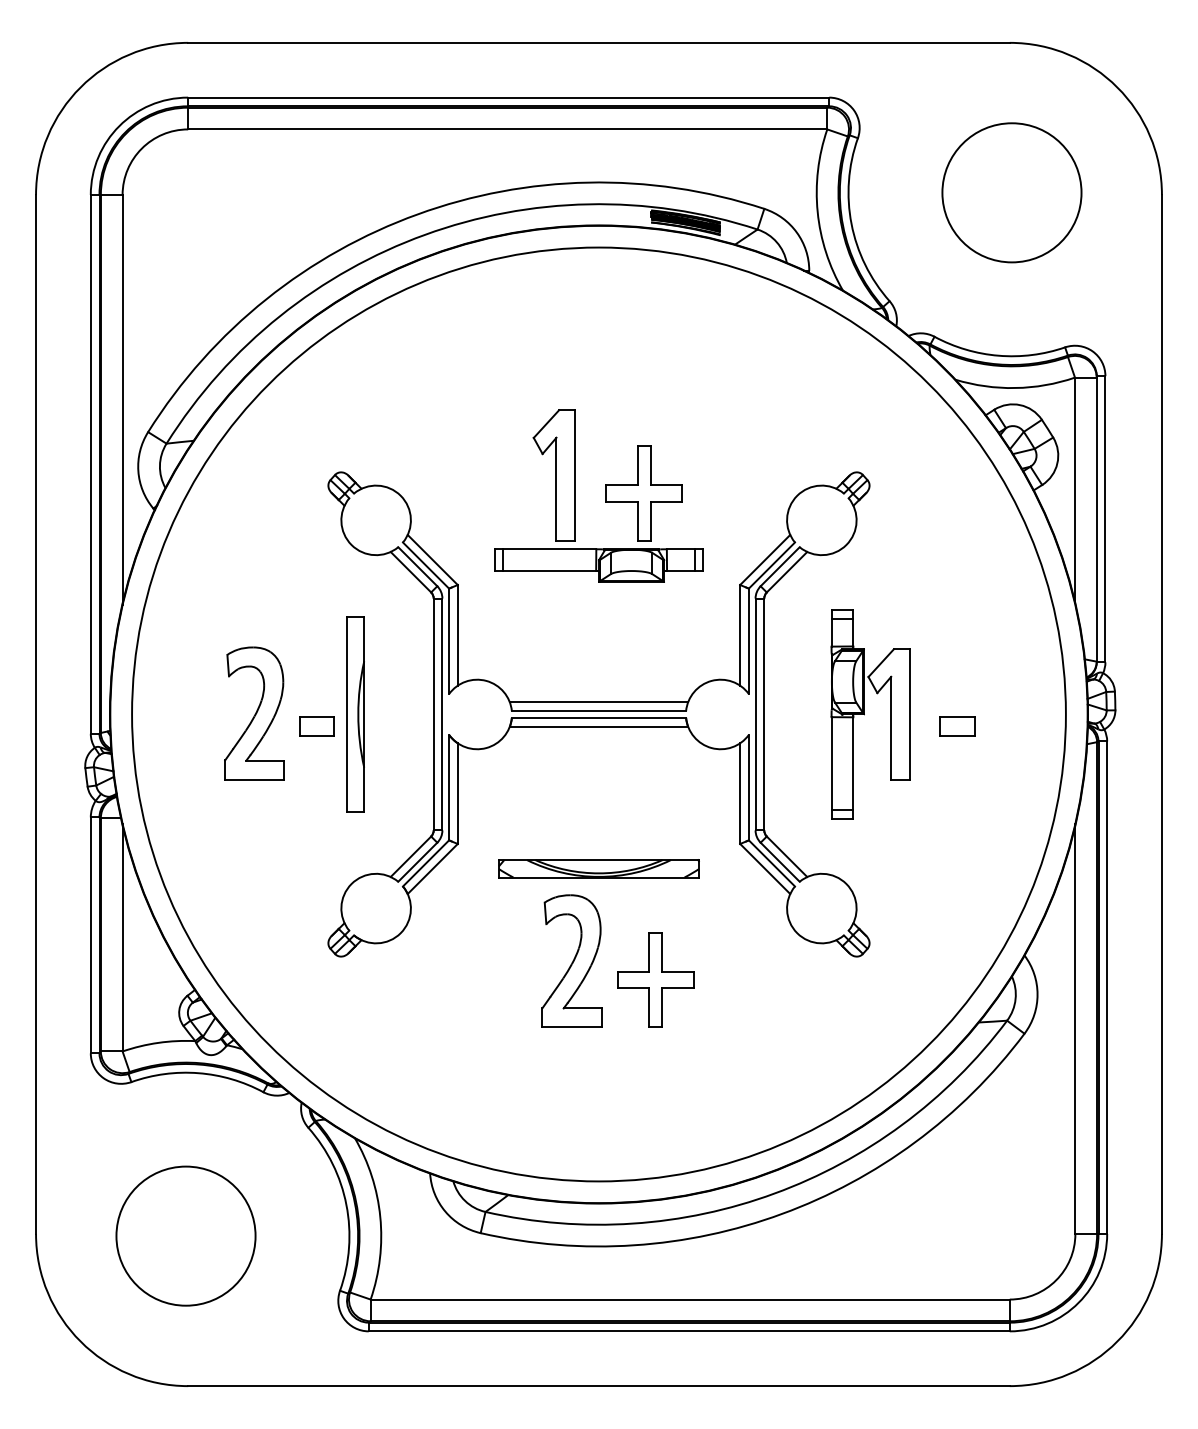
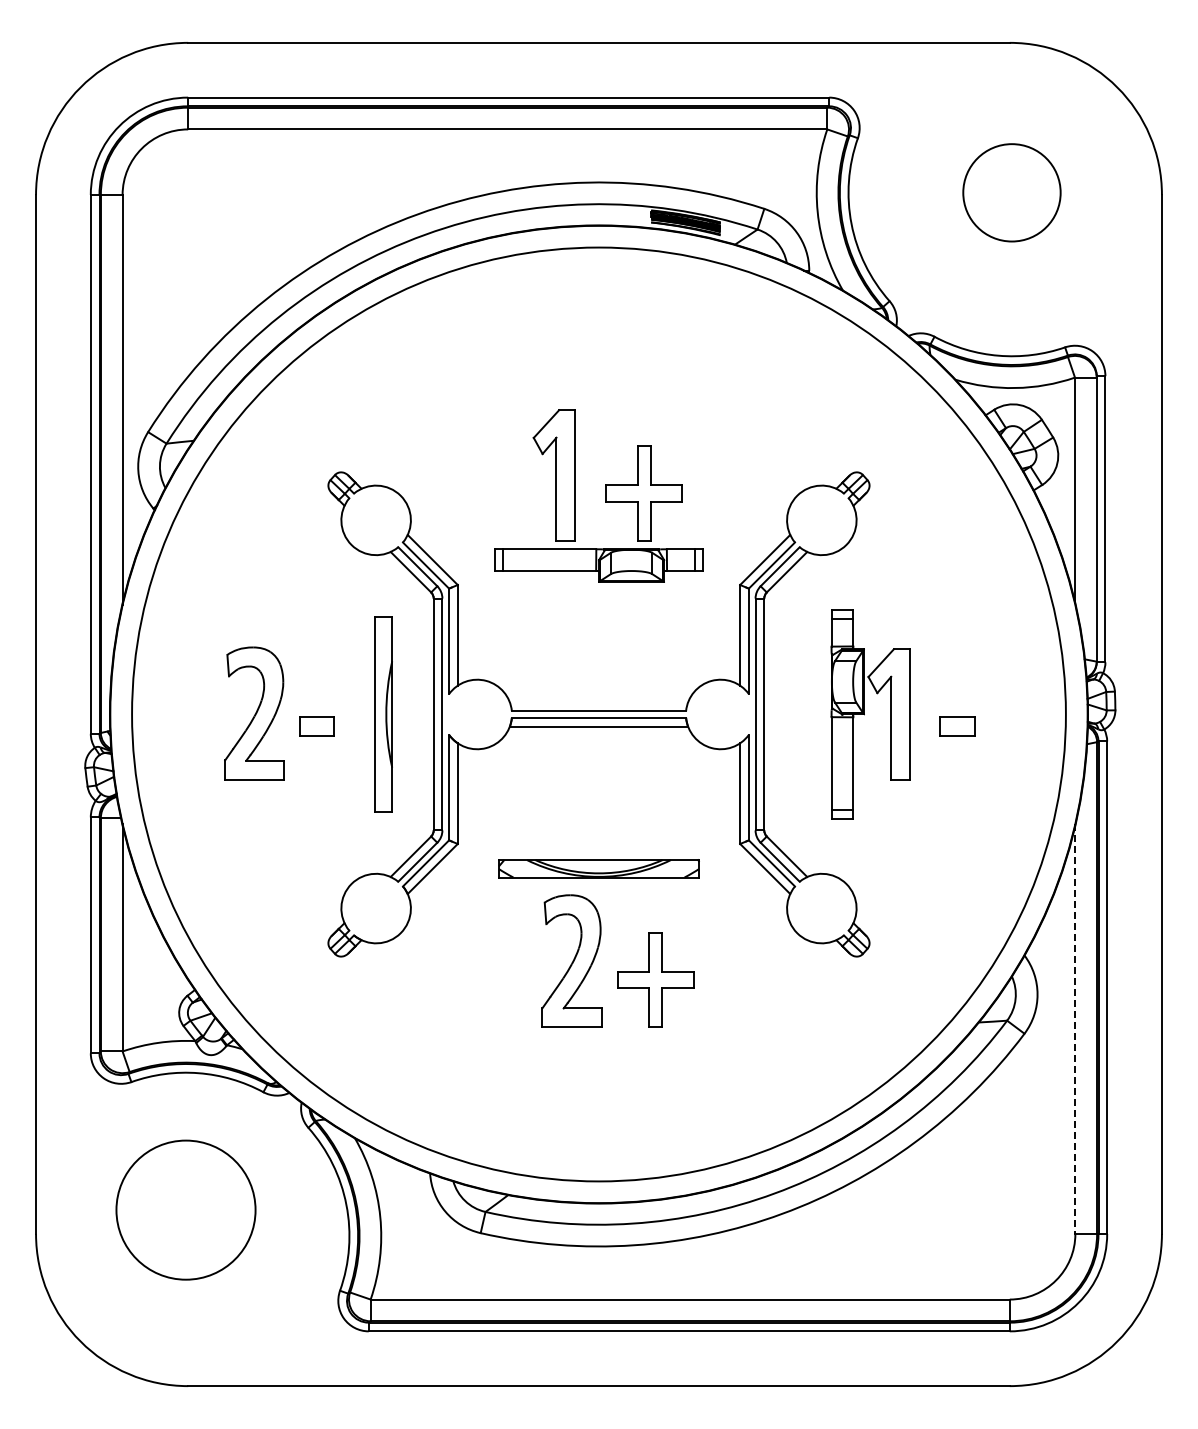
circle diameter: 139 px -> 97 px (1011, 192)
line: present -> none (598, 702)
part position: (355, 714) -> (383, 714) (383, 714)
line: solid -> dashed (1075, 1028)
circle position: (185, 1235) -> (185, 1209) (185, 1209)
